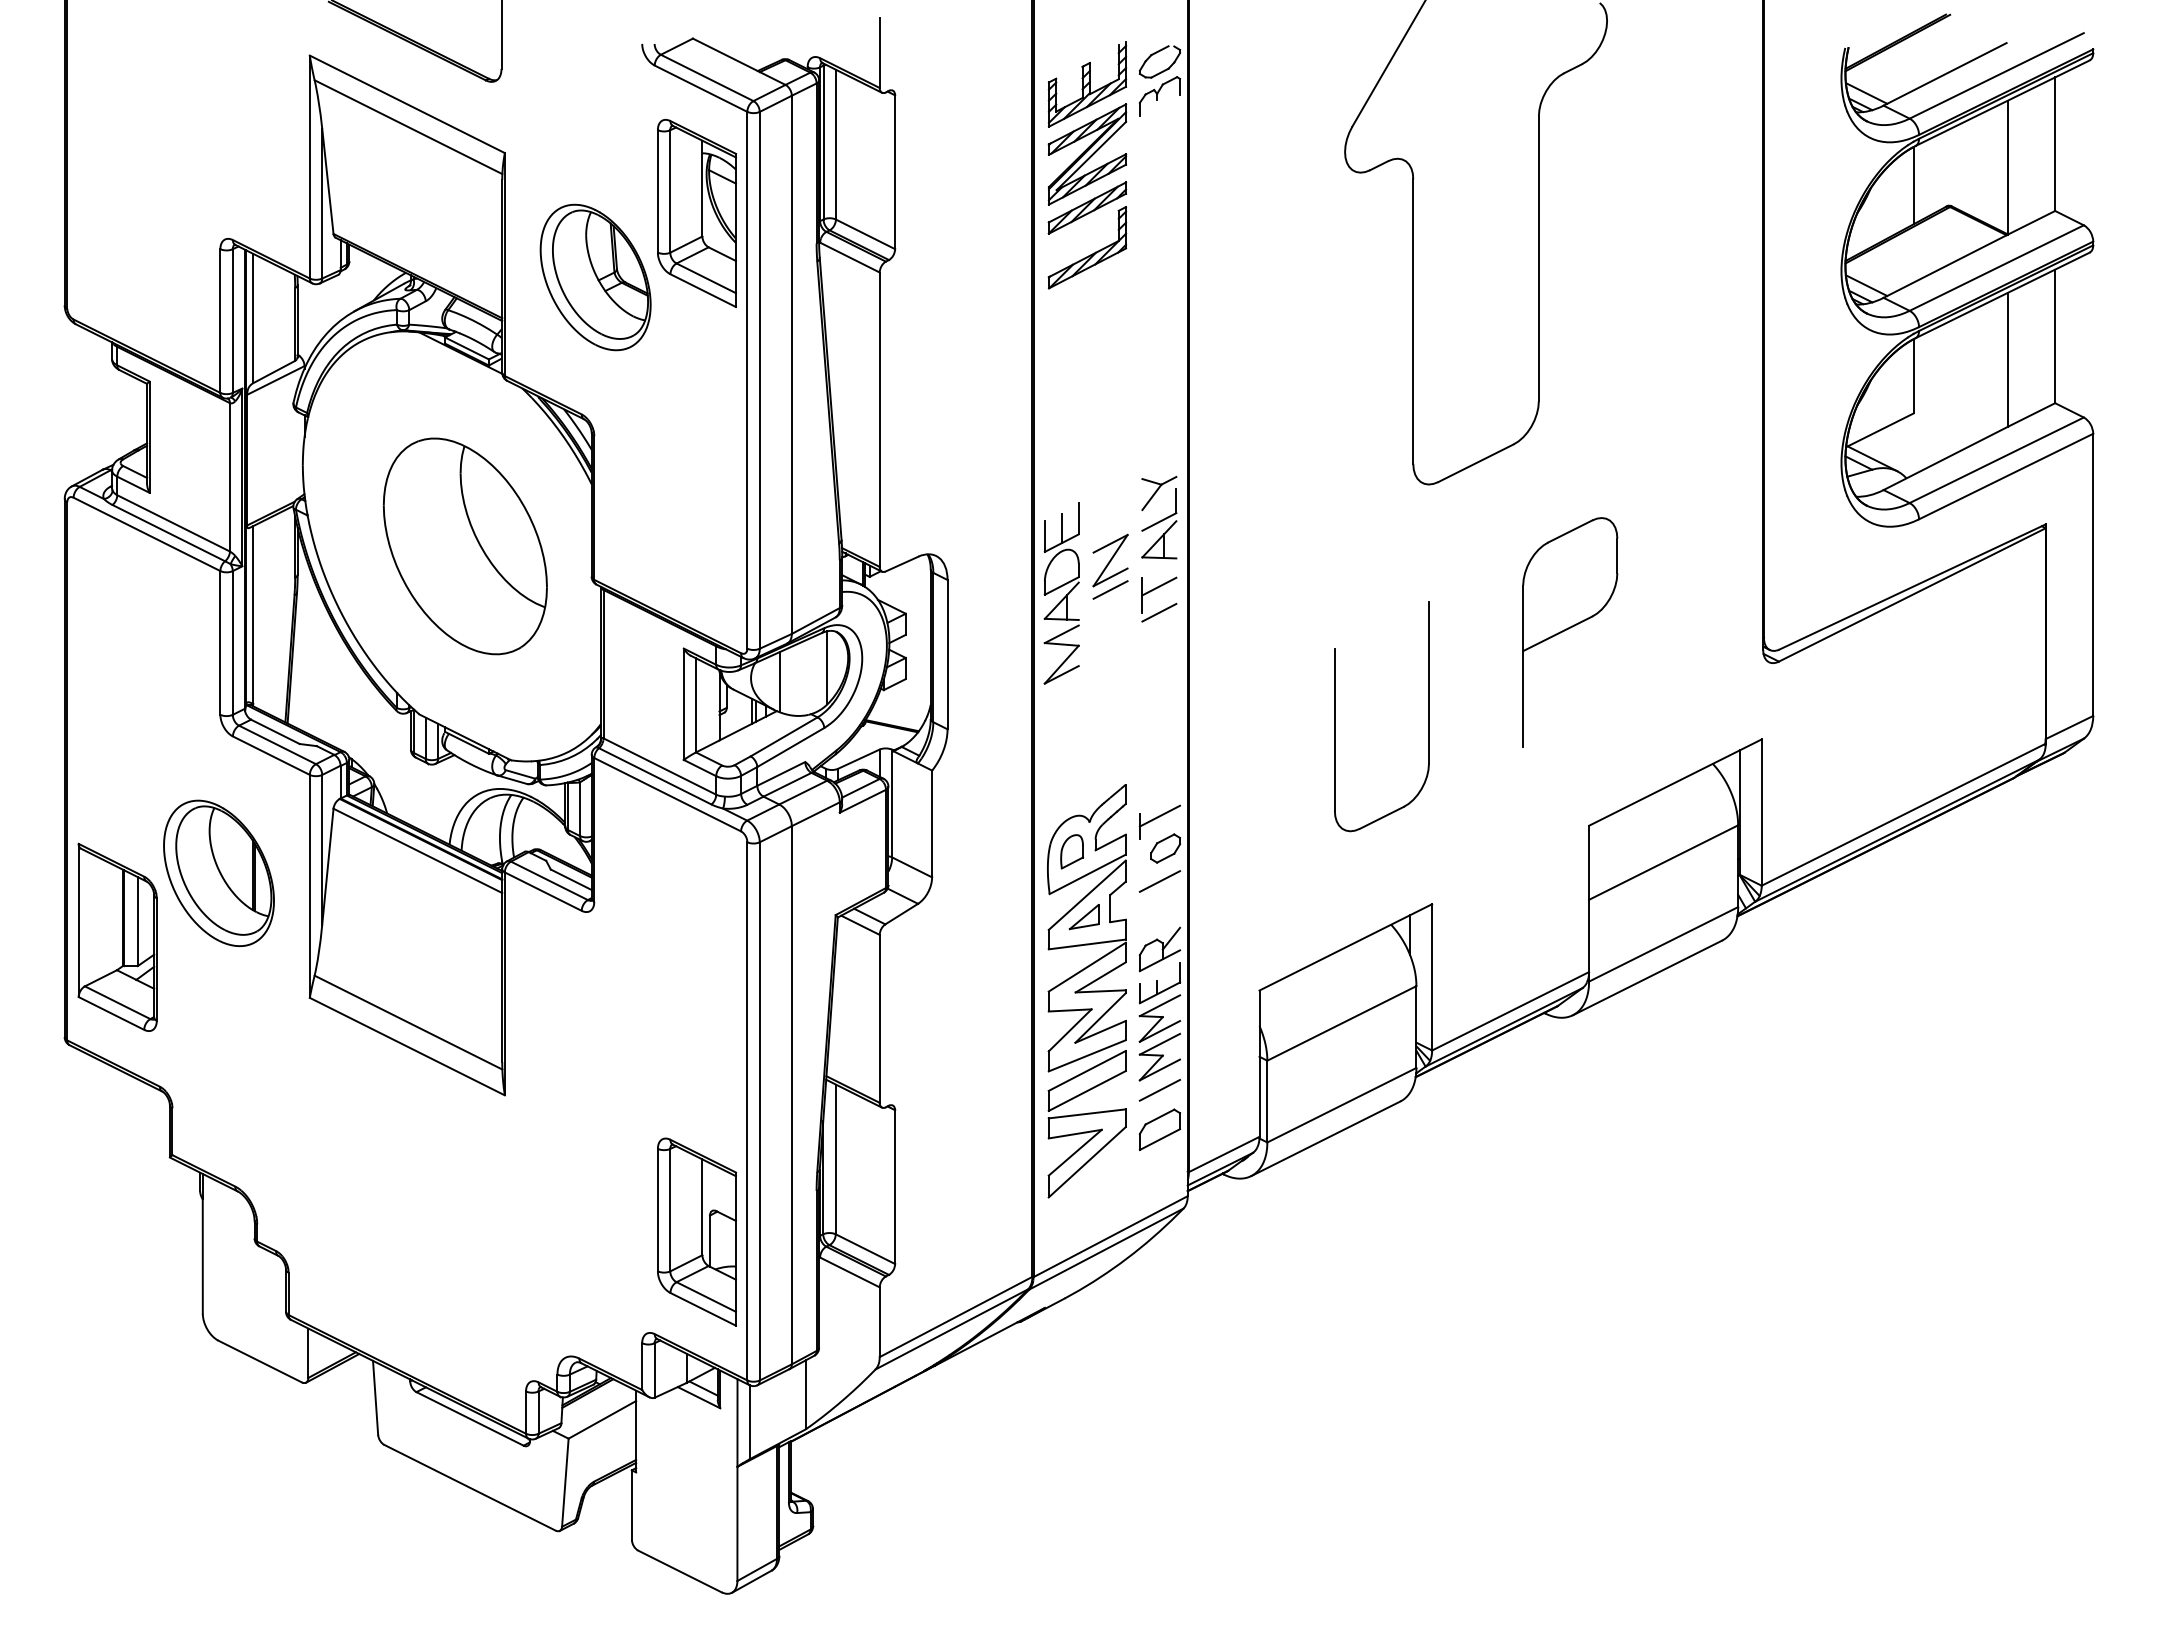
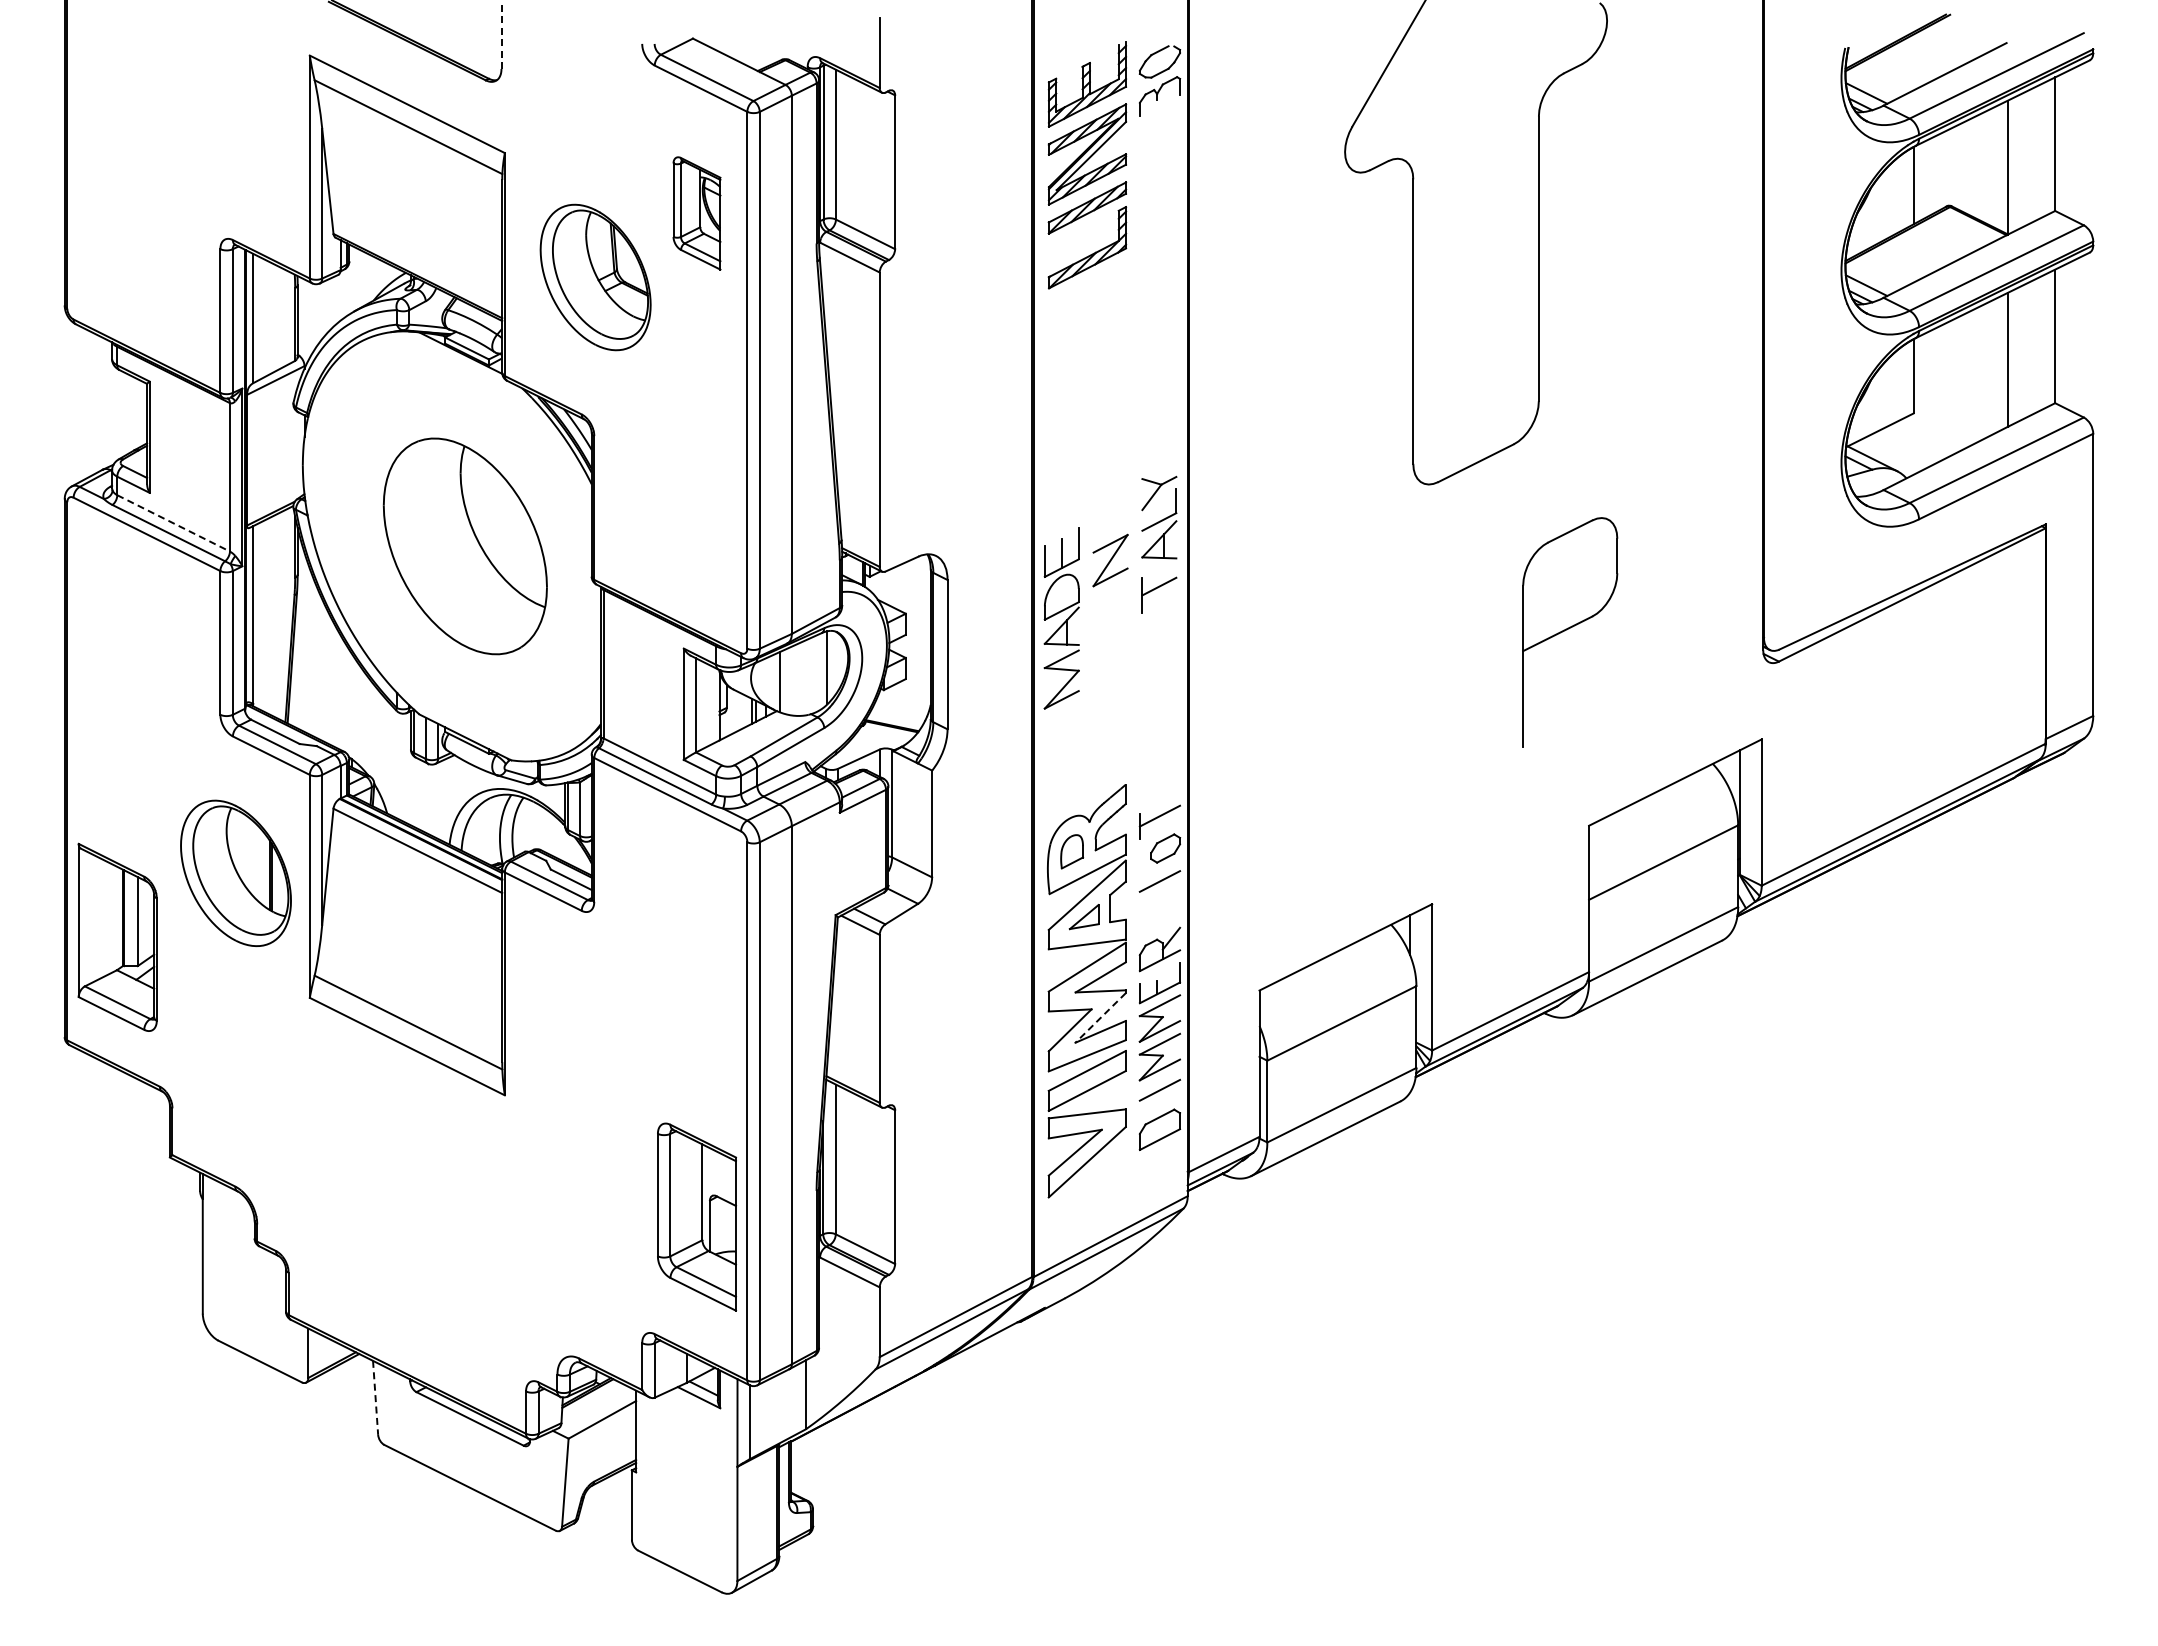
line: solid -> dashed (501, 34)
part size: 80x191 px -> 50x115 px (696, 213)
line: solid -> dashed (173, 523)
line: present -> none (1110, 589)
part position: (1061, 593) -> (1061, 618) (1061, 618)
line: present -> none (1159, 612)
part: present -> none (1335, 716)
part position: (218, 872) -> (235, 872) (235, 872)
line: solid -> dashed (1100, 1018)
part position: (696, 1231) -> (696, 1216) (696, 1216)
line: solid -> dashed (375, 1398)
